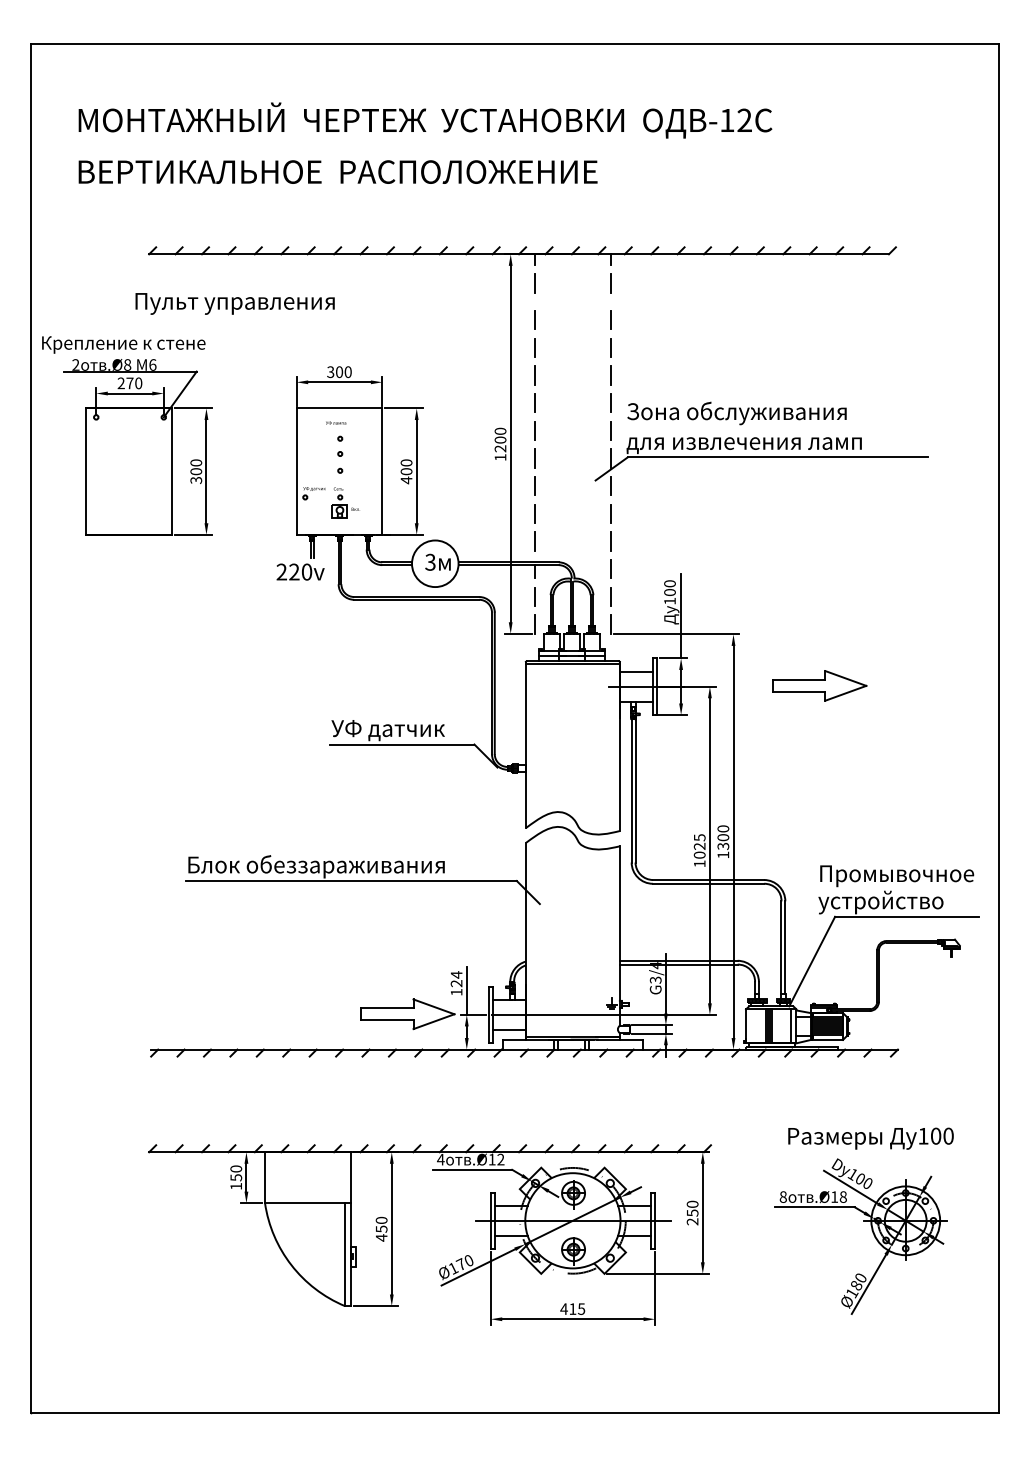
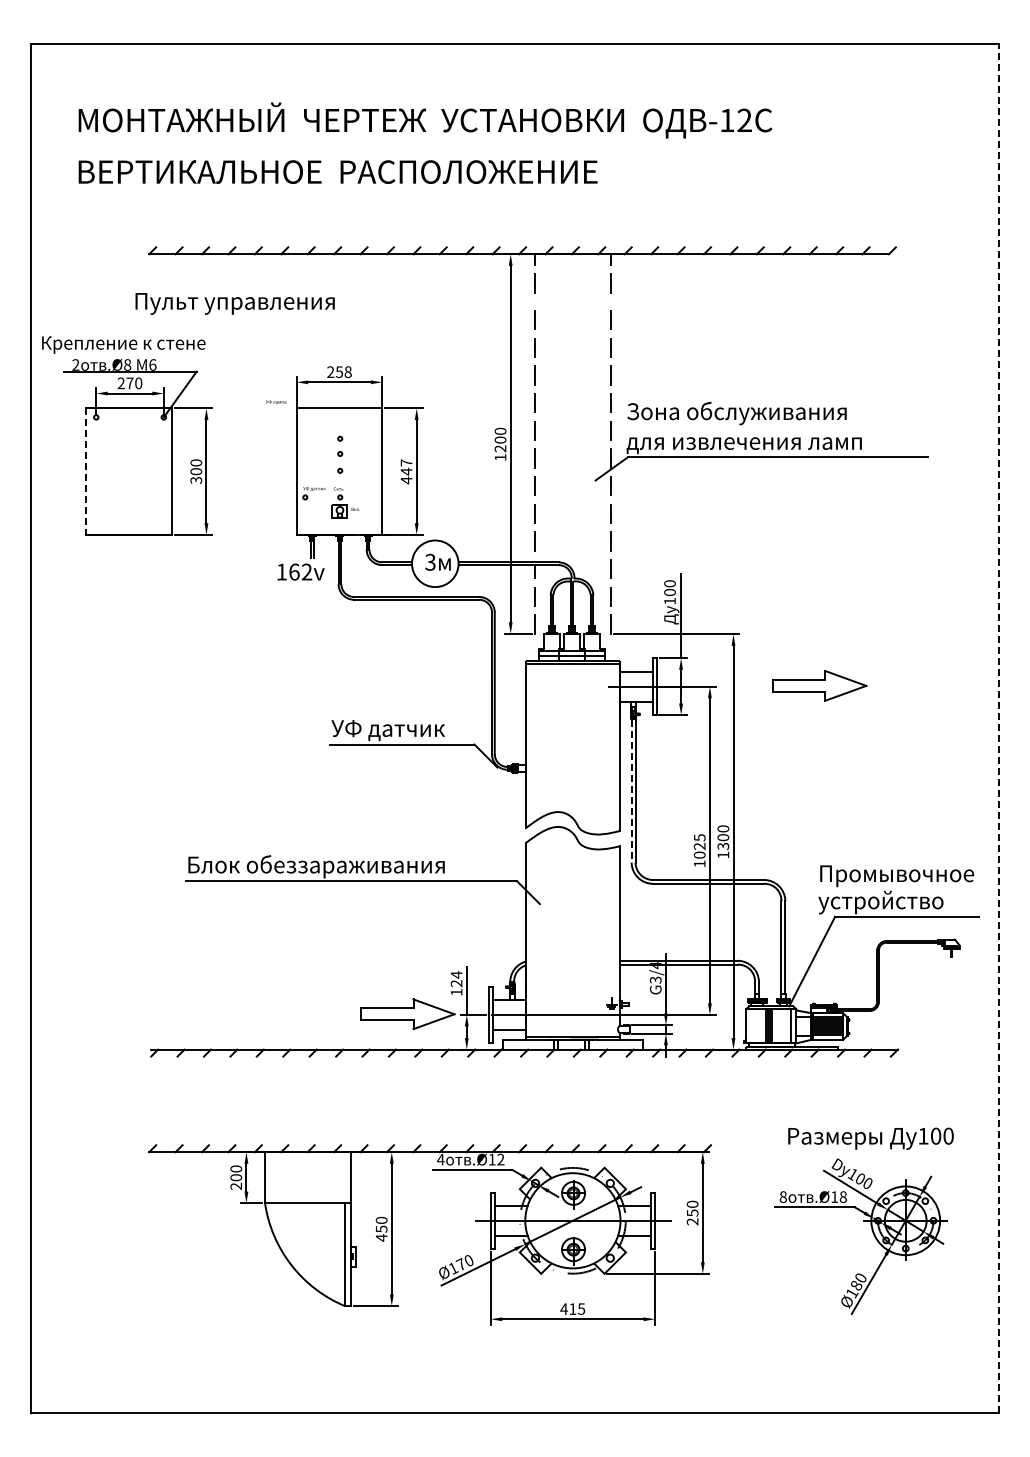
text: 300 -> 258 (339, 372)
text position: (336, 422) -> (276, 401) (276, 401)
text: 400 -> 447 (406, 467)
line: solid -> dashed (86, 472)
text: 220v -> 162v (294, 571)
line: solid -> dashed (999, 728)
line: solid -> dashed (631, 791)
text: 150 -> 200 (235, 1182)
